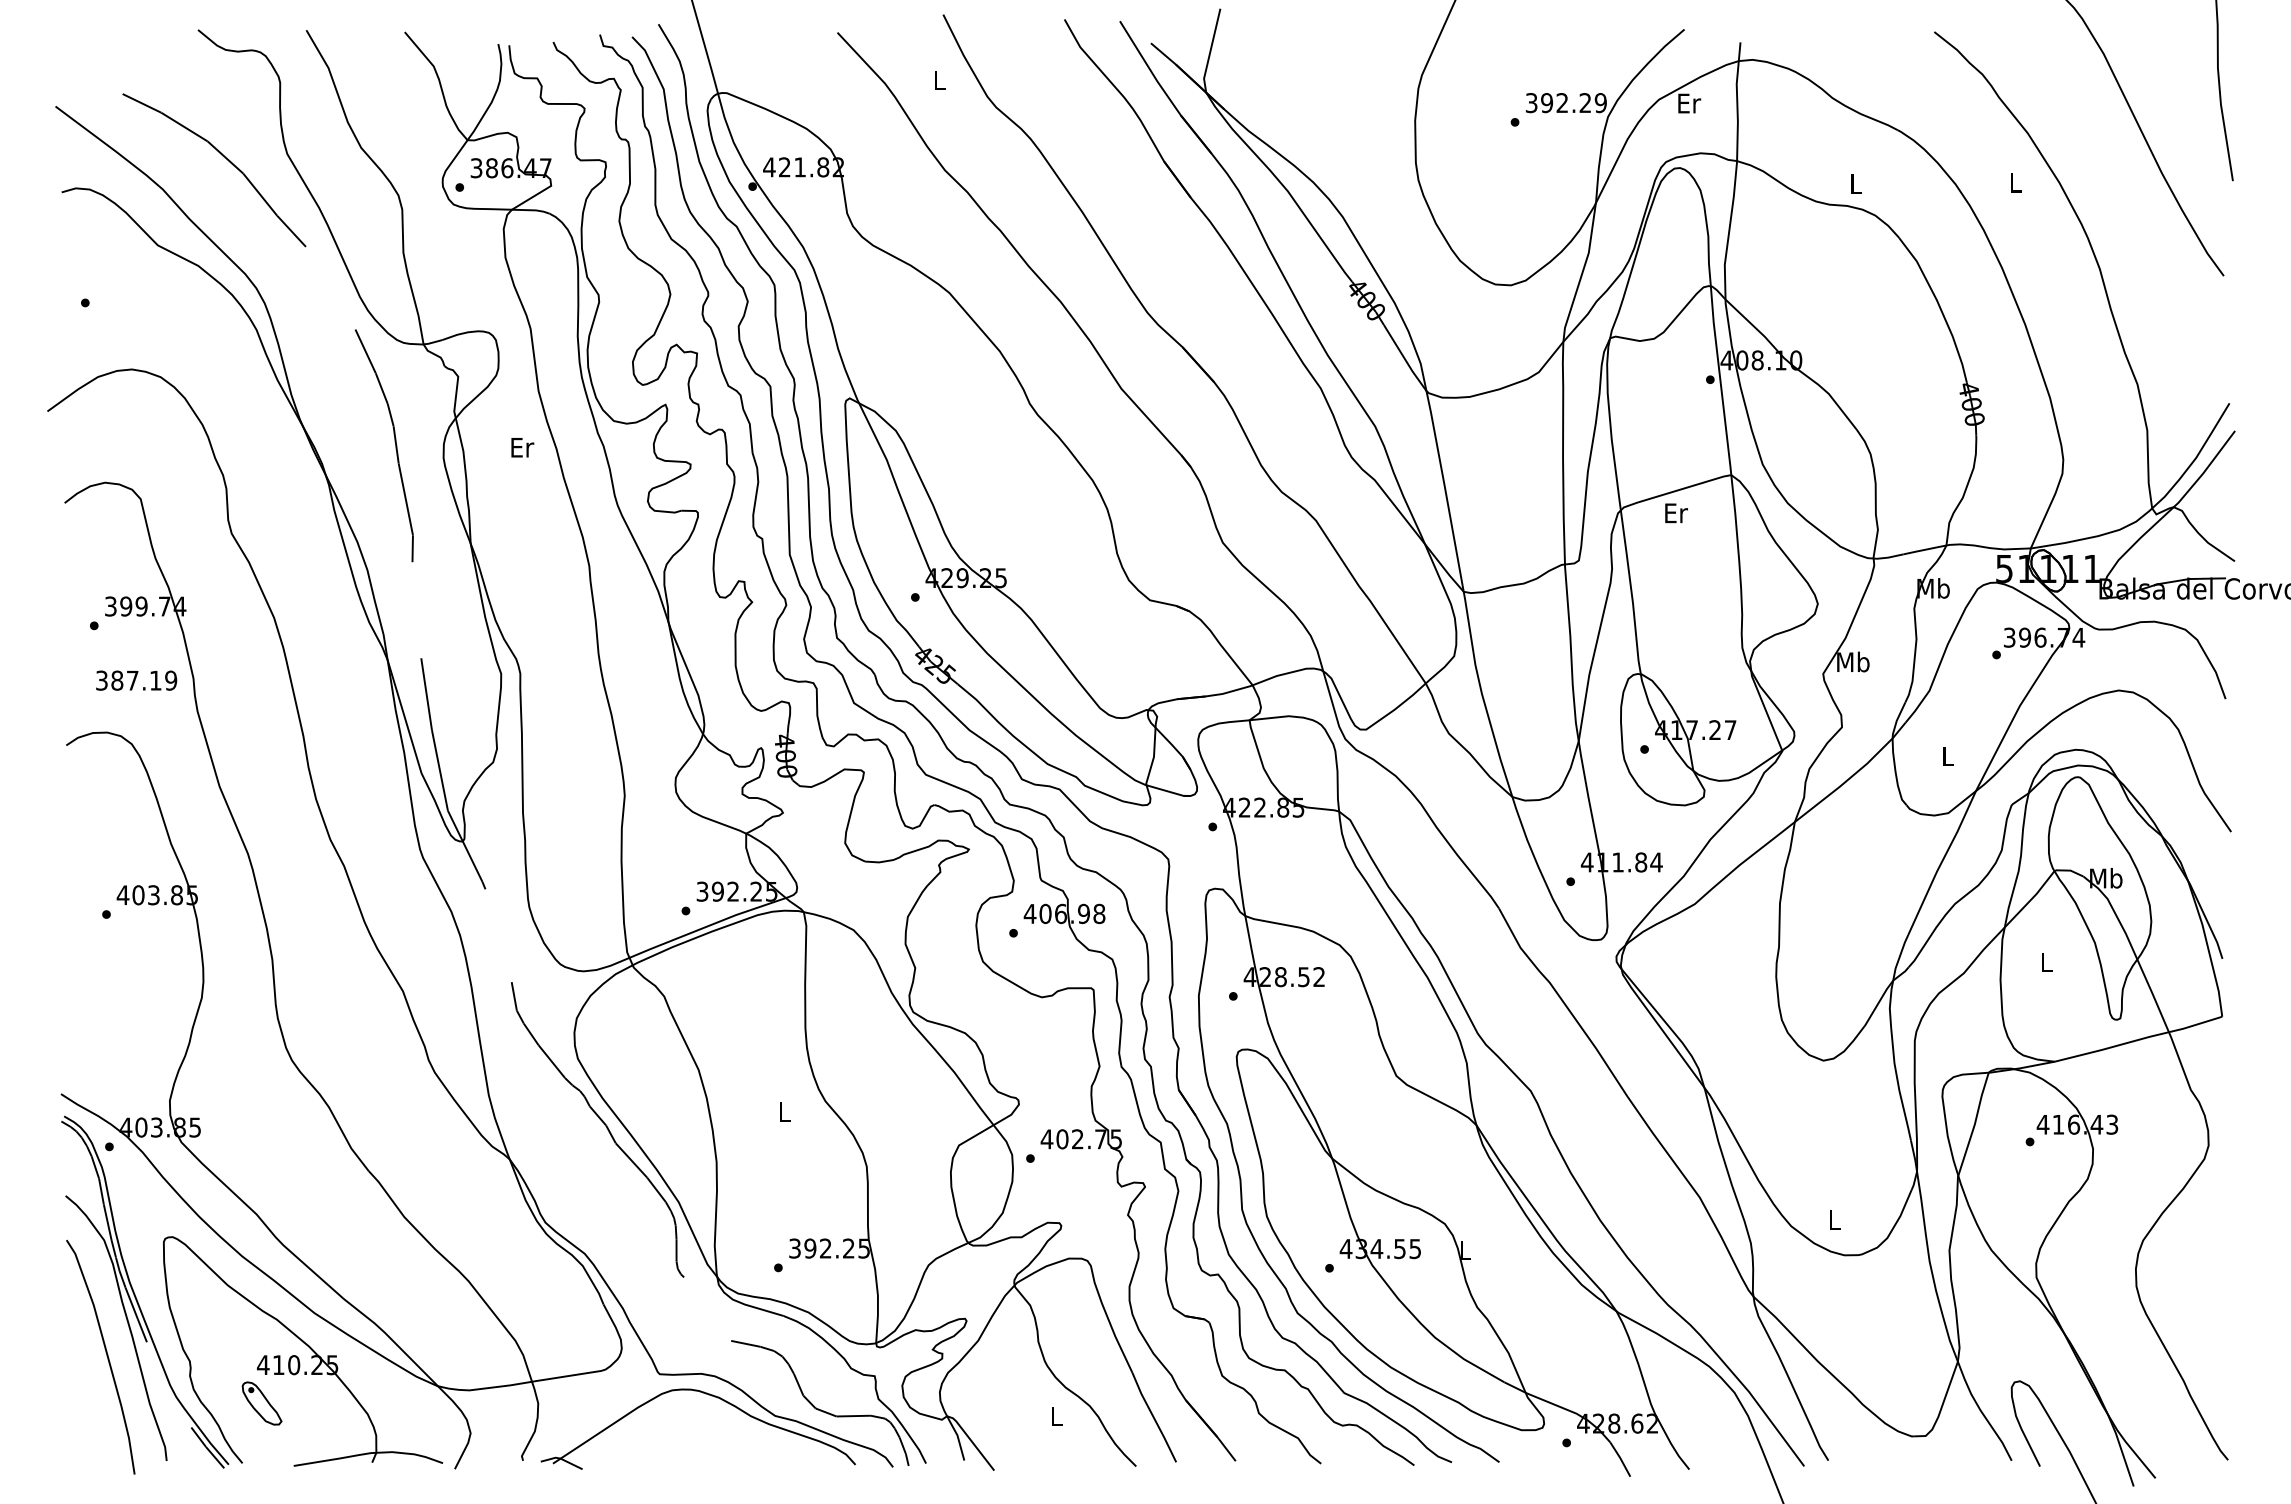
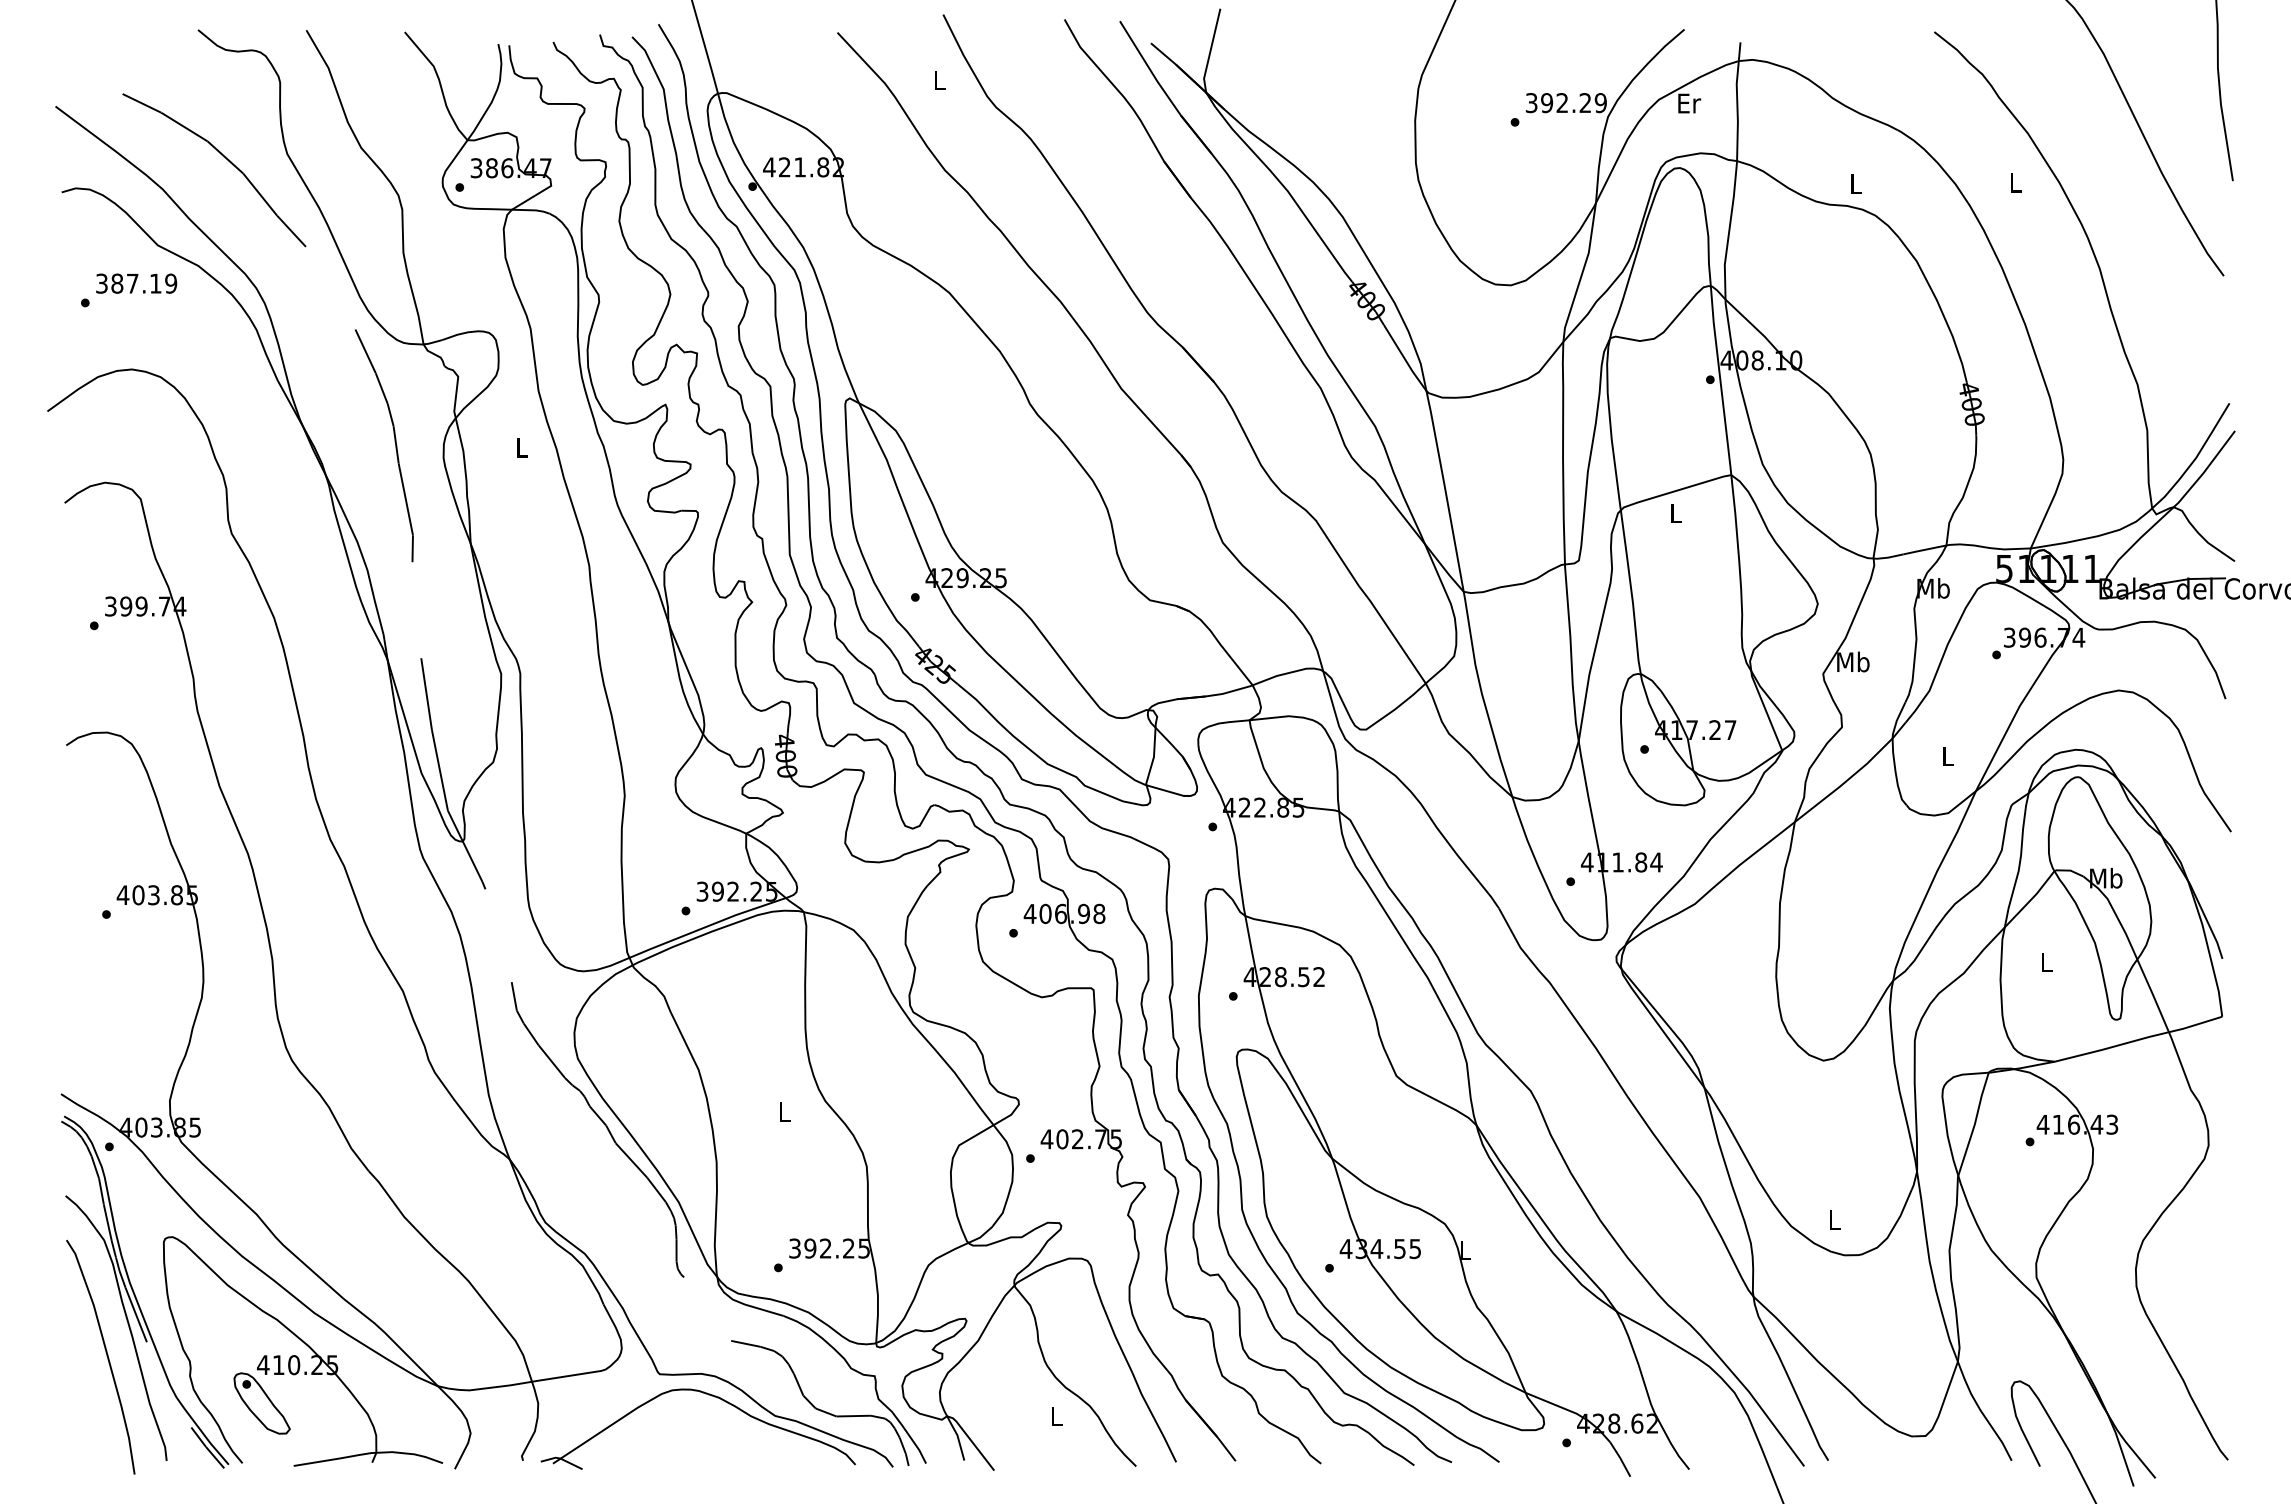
text: Er -> L (522, 447)
text: Er -> L (1676, 513)
text position: (136, 680) -> (136, 283) (136, 283)
part size: 42x45 px -> 58x63 px (261, 1403)
